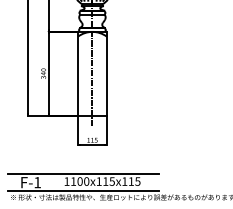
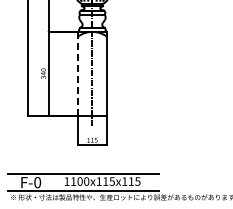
line: solid -> dashed (78, 74)
text: F-1 -> F-0 (37, 182)
